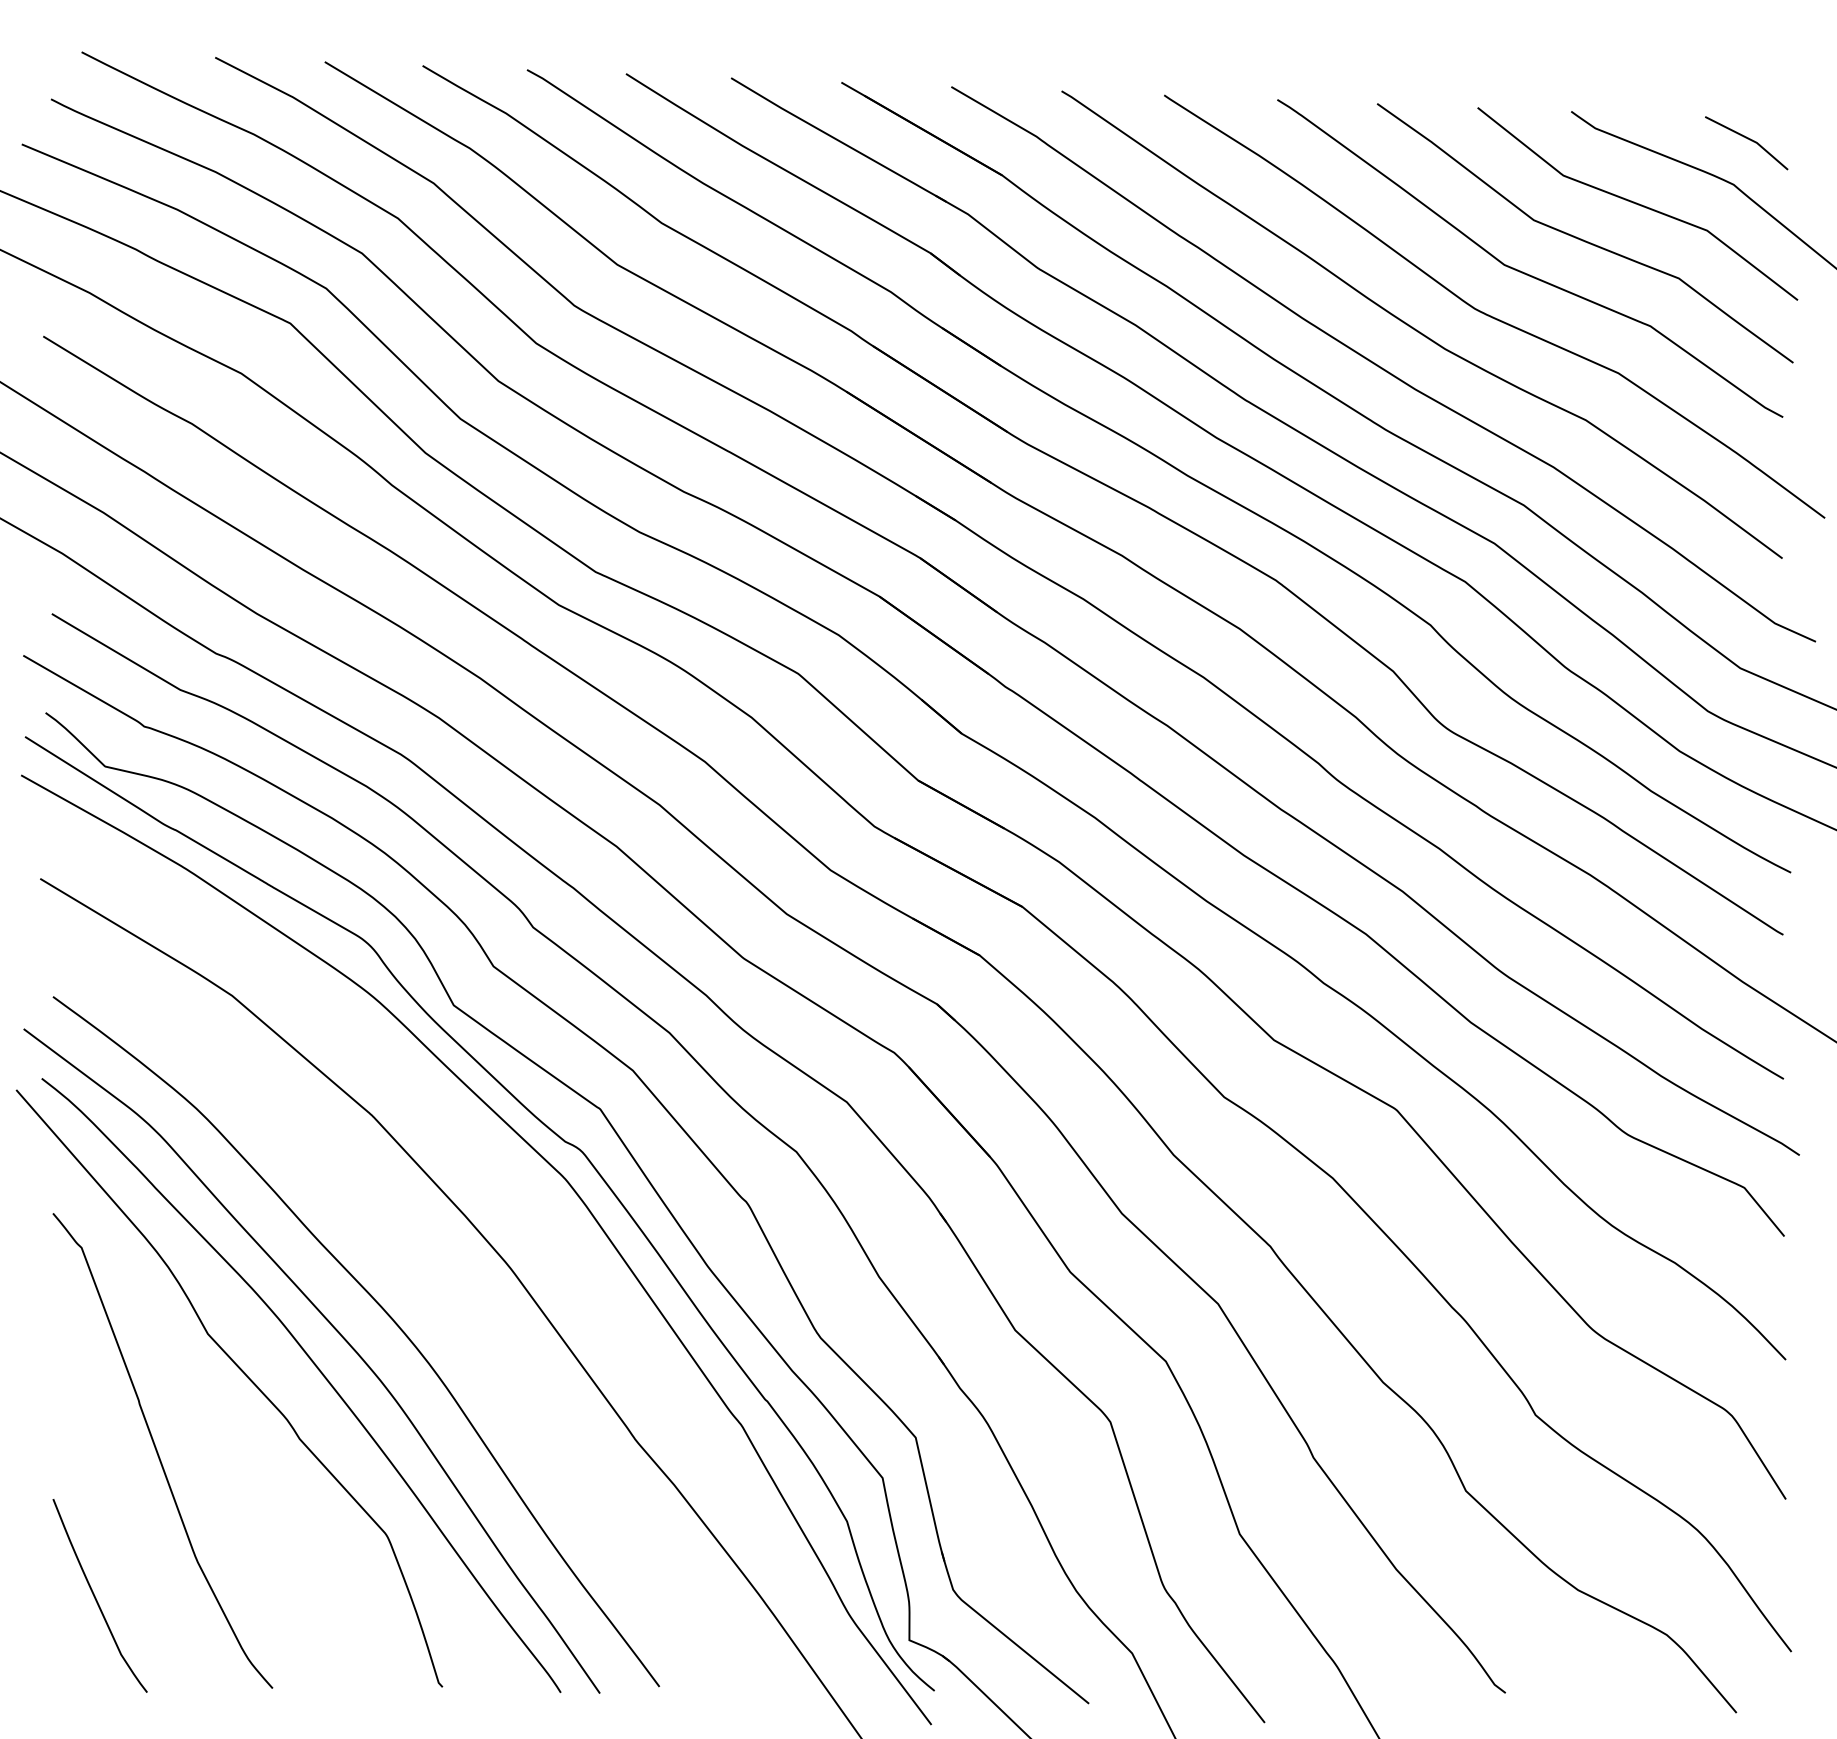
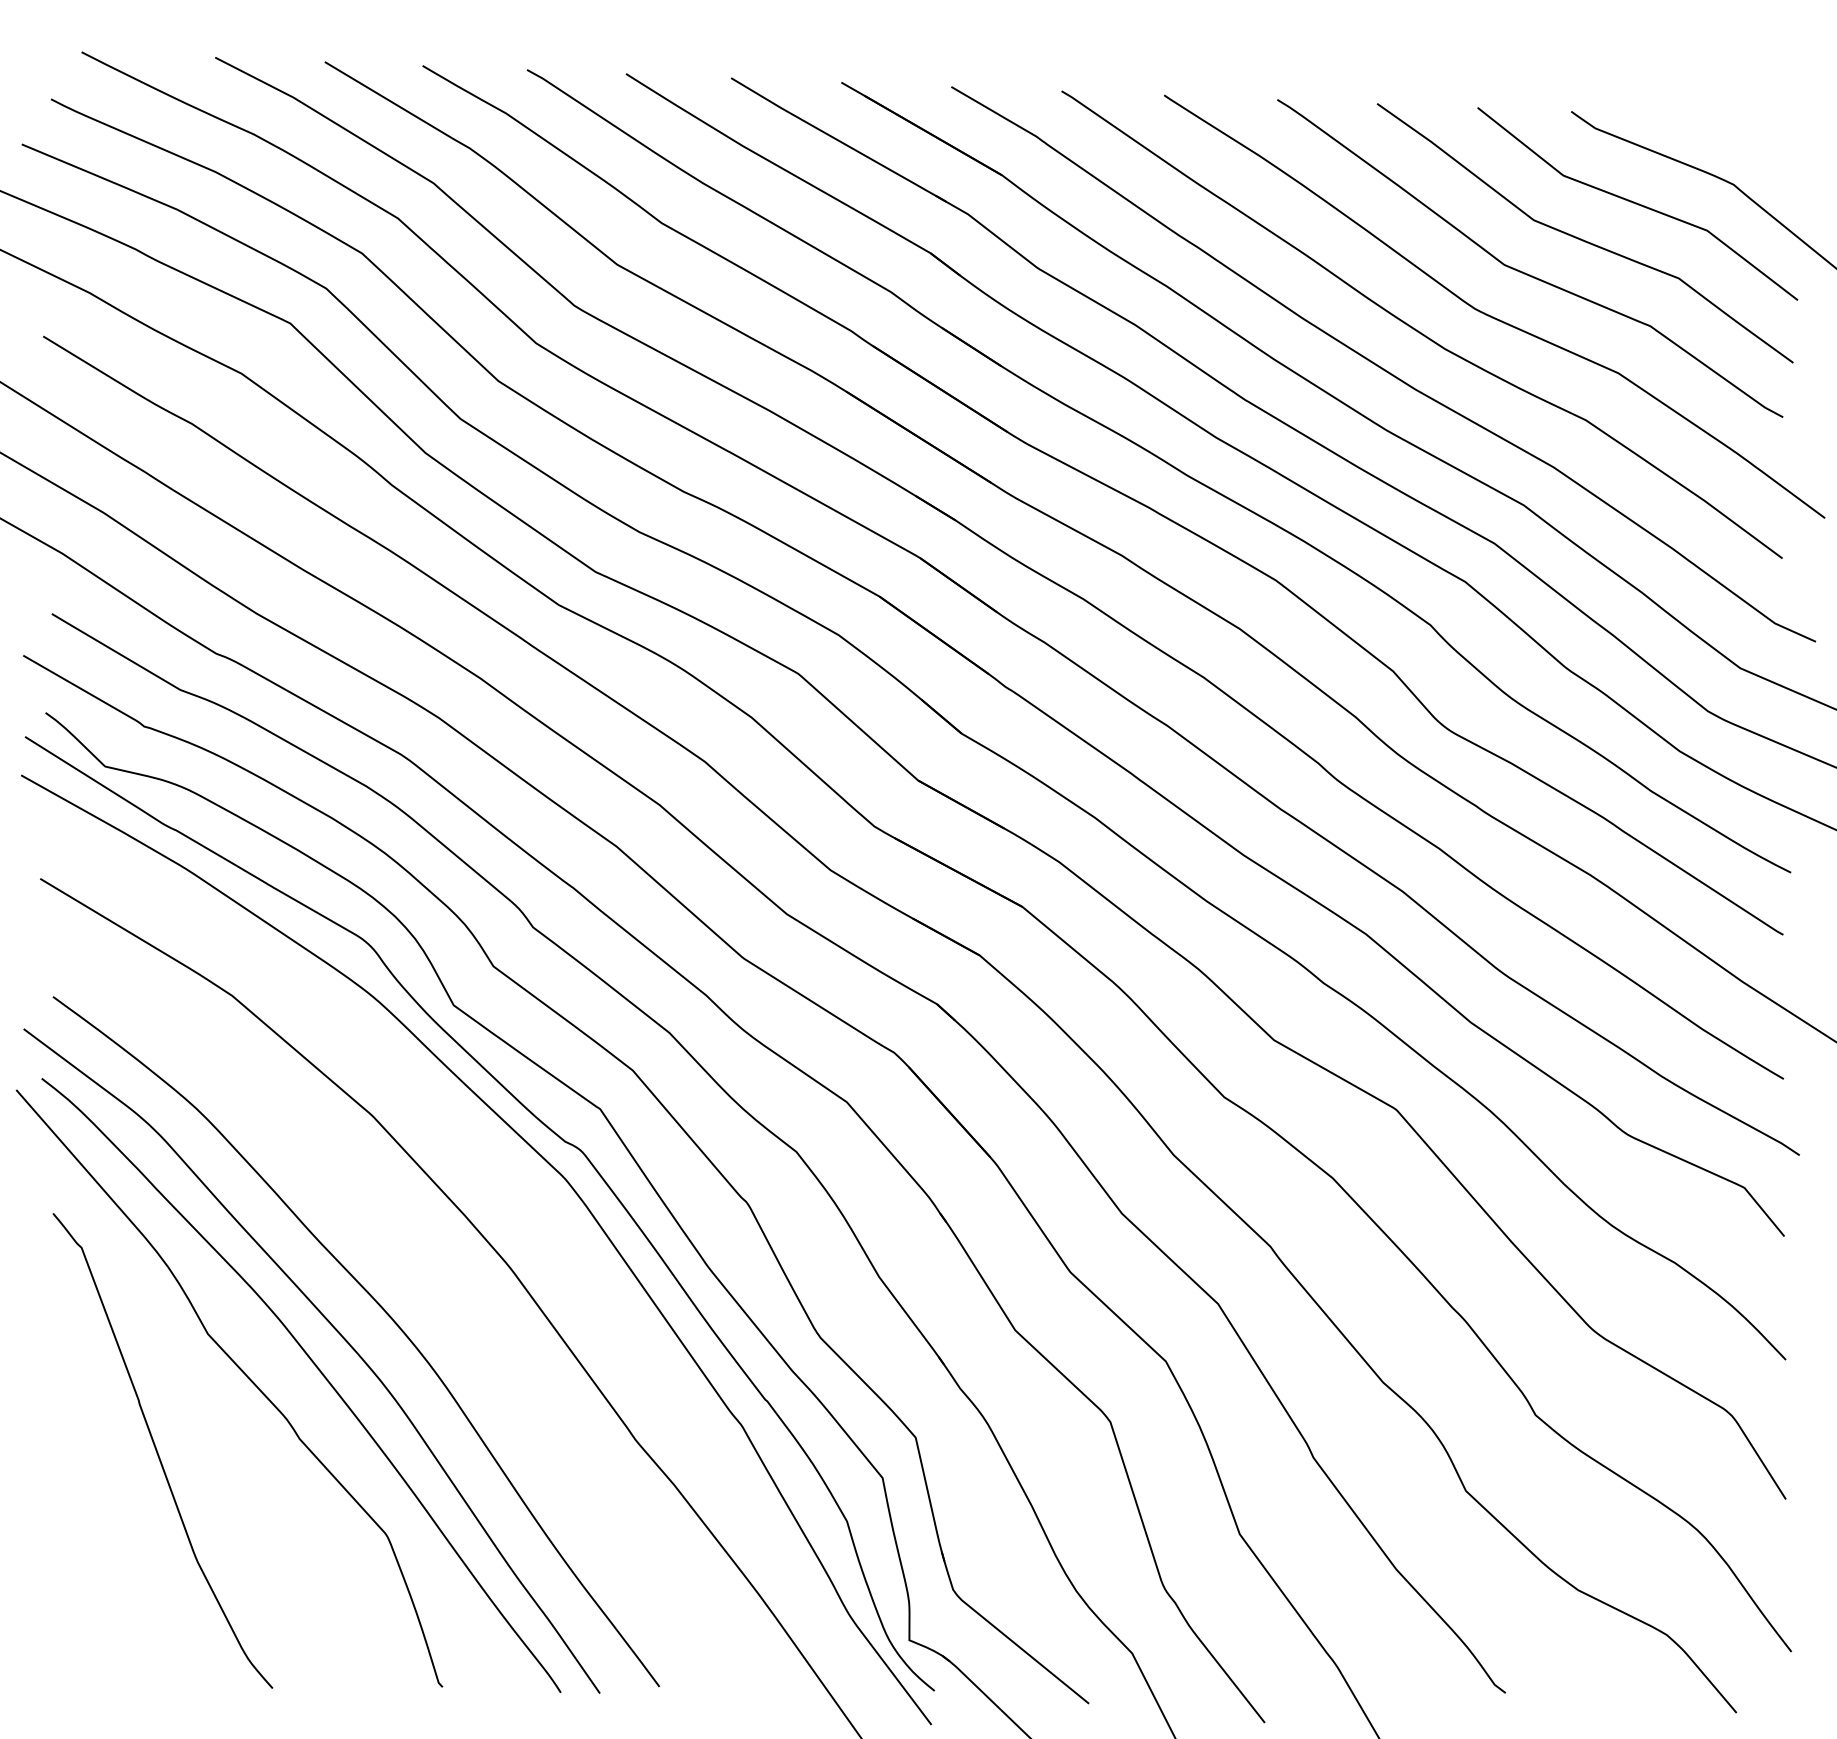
line: present -> none (1747, 139)
curve: present -> none (95, 1595)
